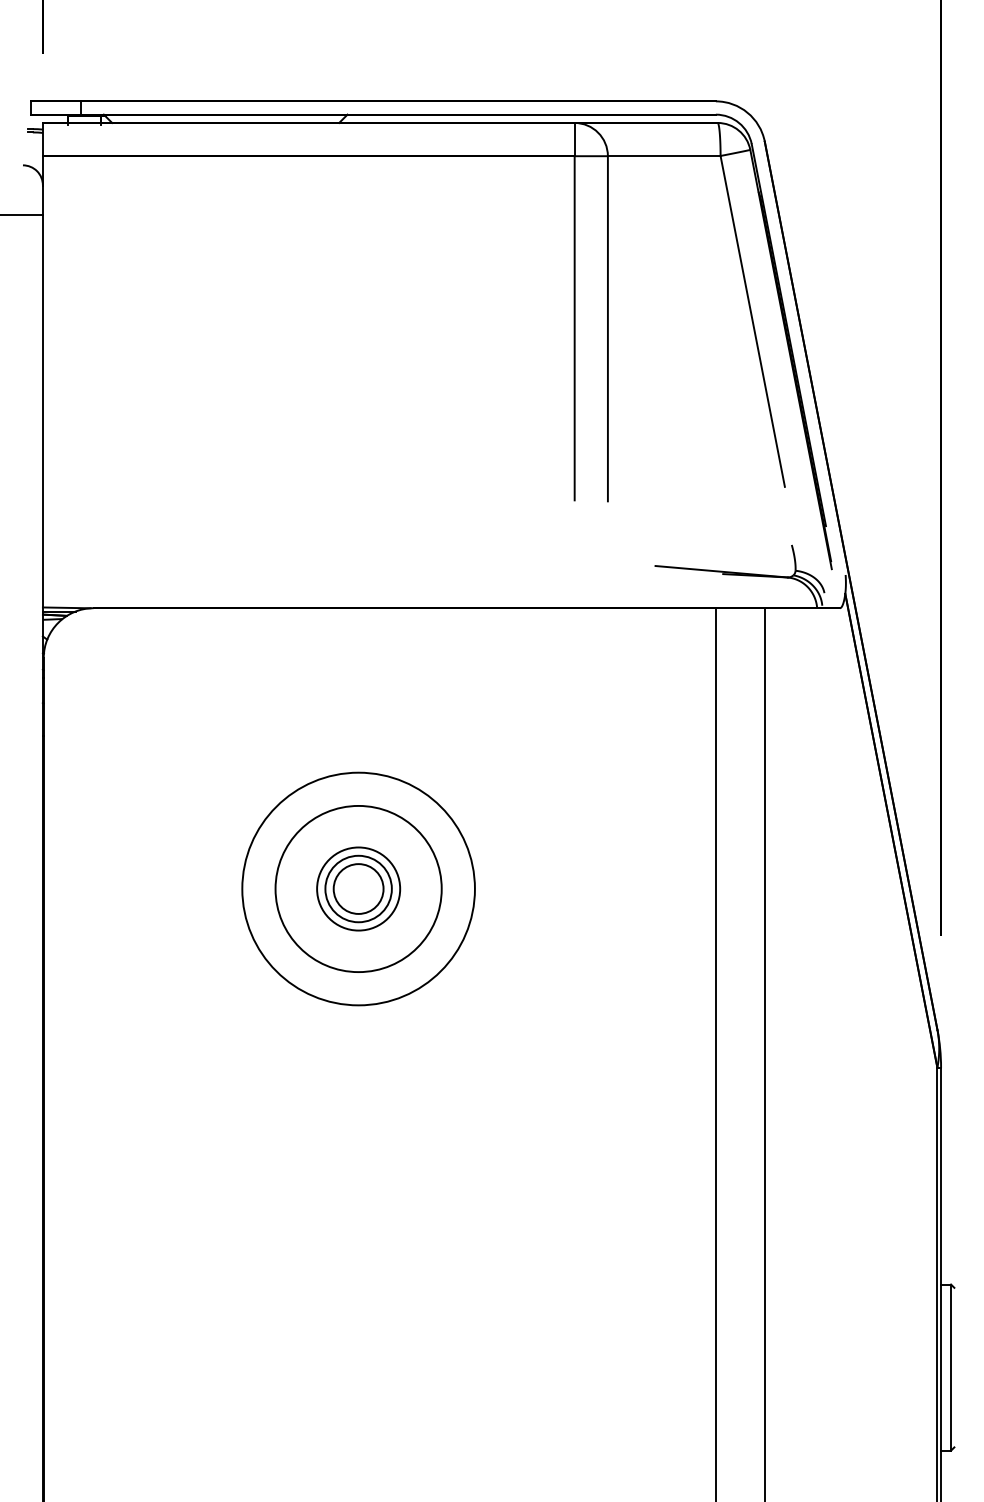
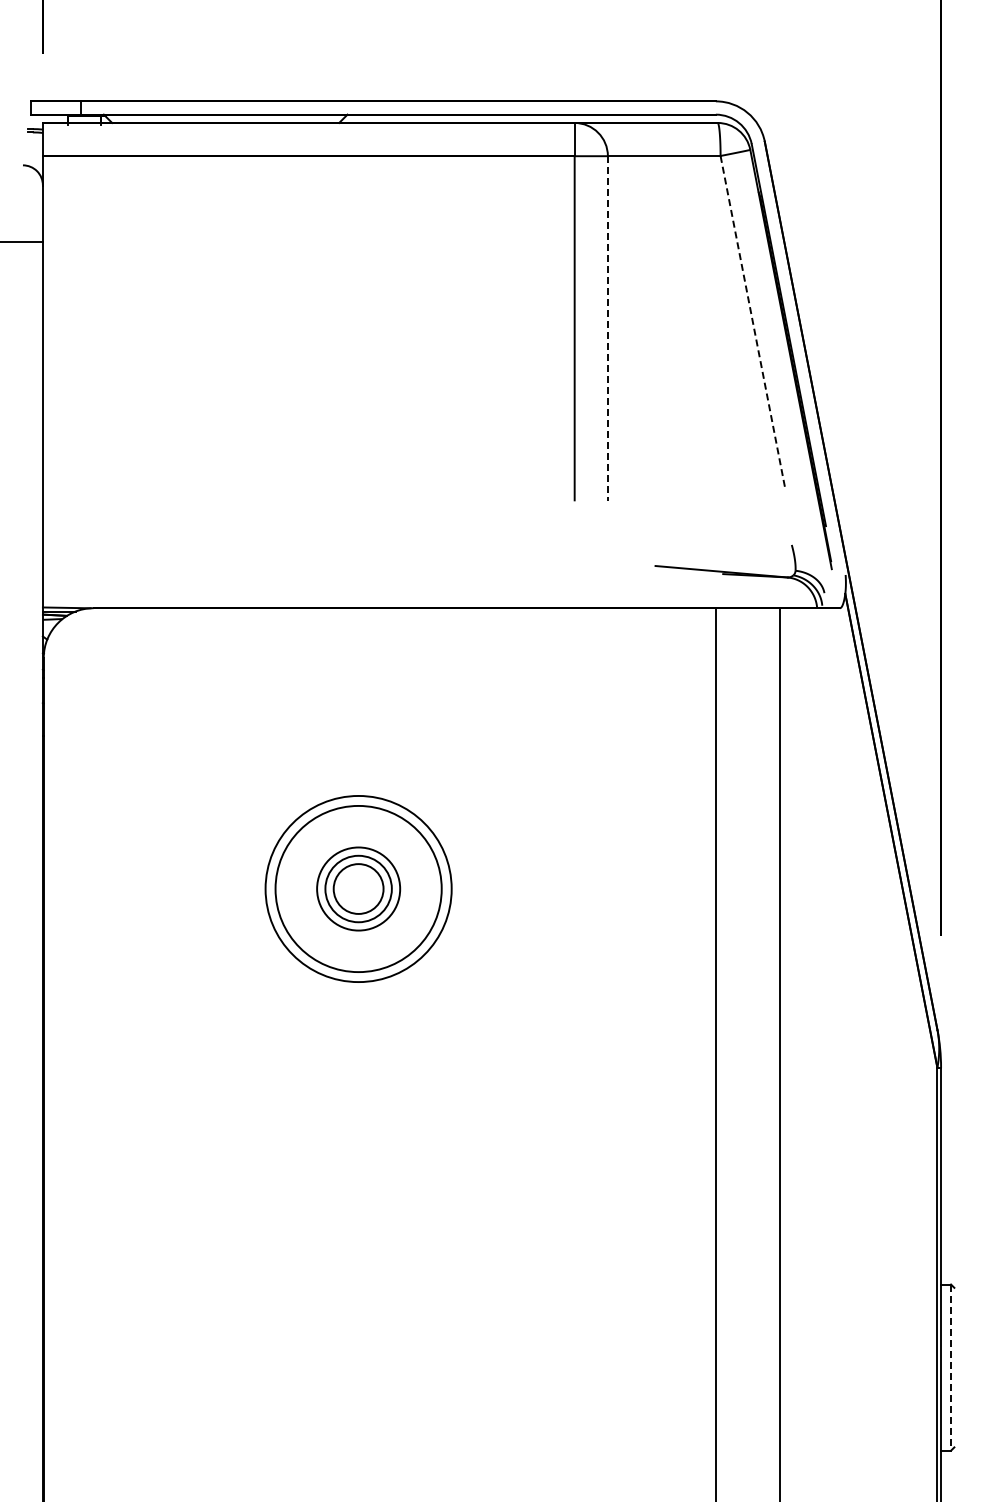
line position: (22, 215) -> (22, 242) (22, 242)
line: solid -> dashed (752, 321)
line: solid -> dashed (607, 328)
circle diameter: 233 px -> 186 px (358, 888)
line position: (764, 1053) -> (779, 1053) (779, 1053)
line: solid -> dashed (951, 1368)
